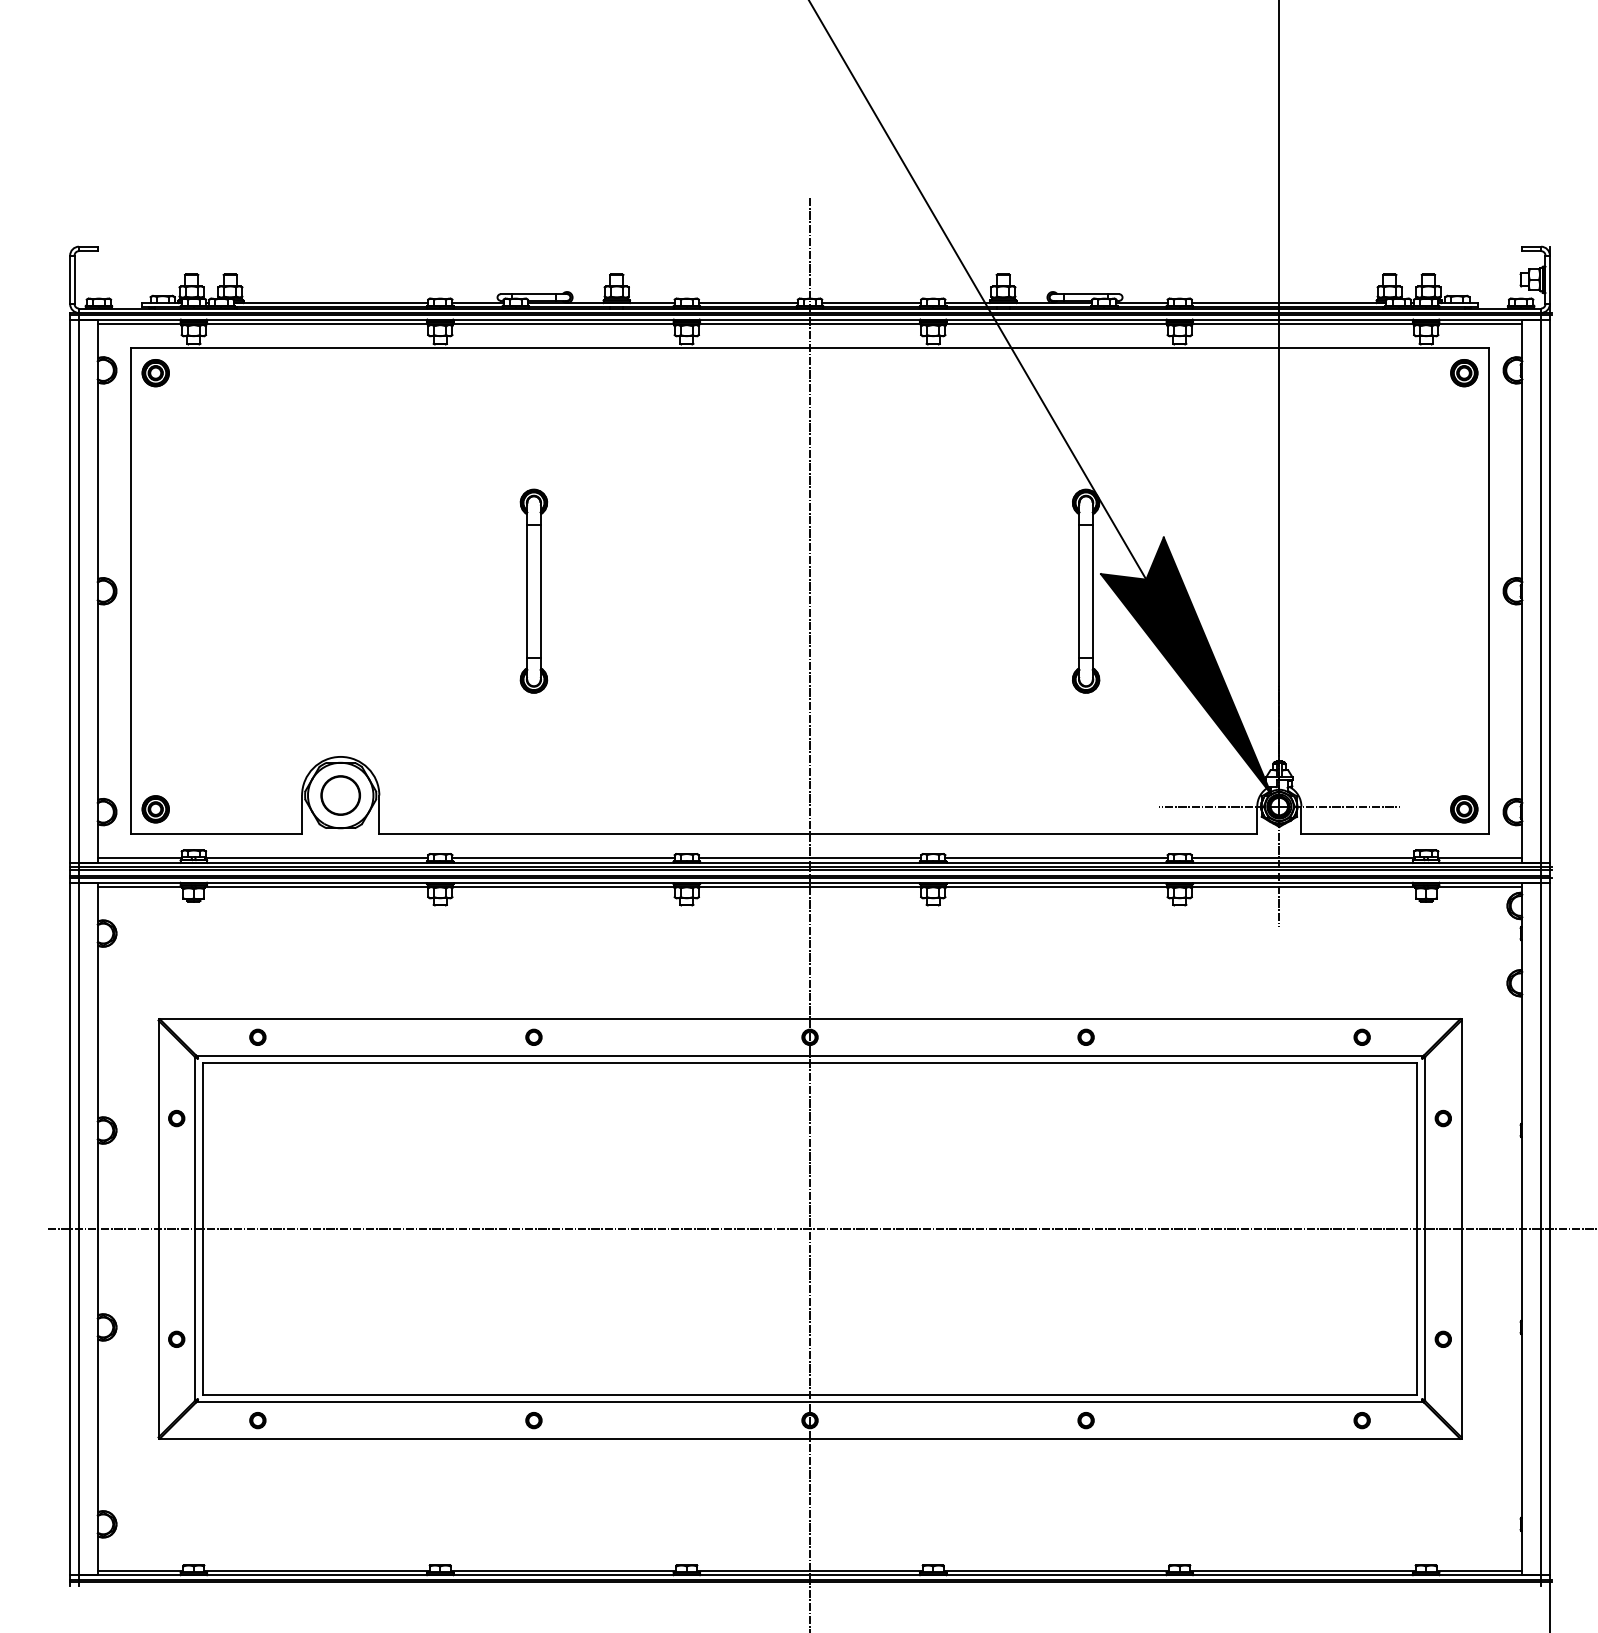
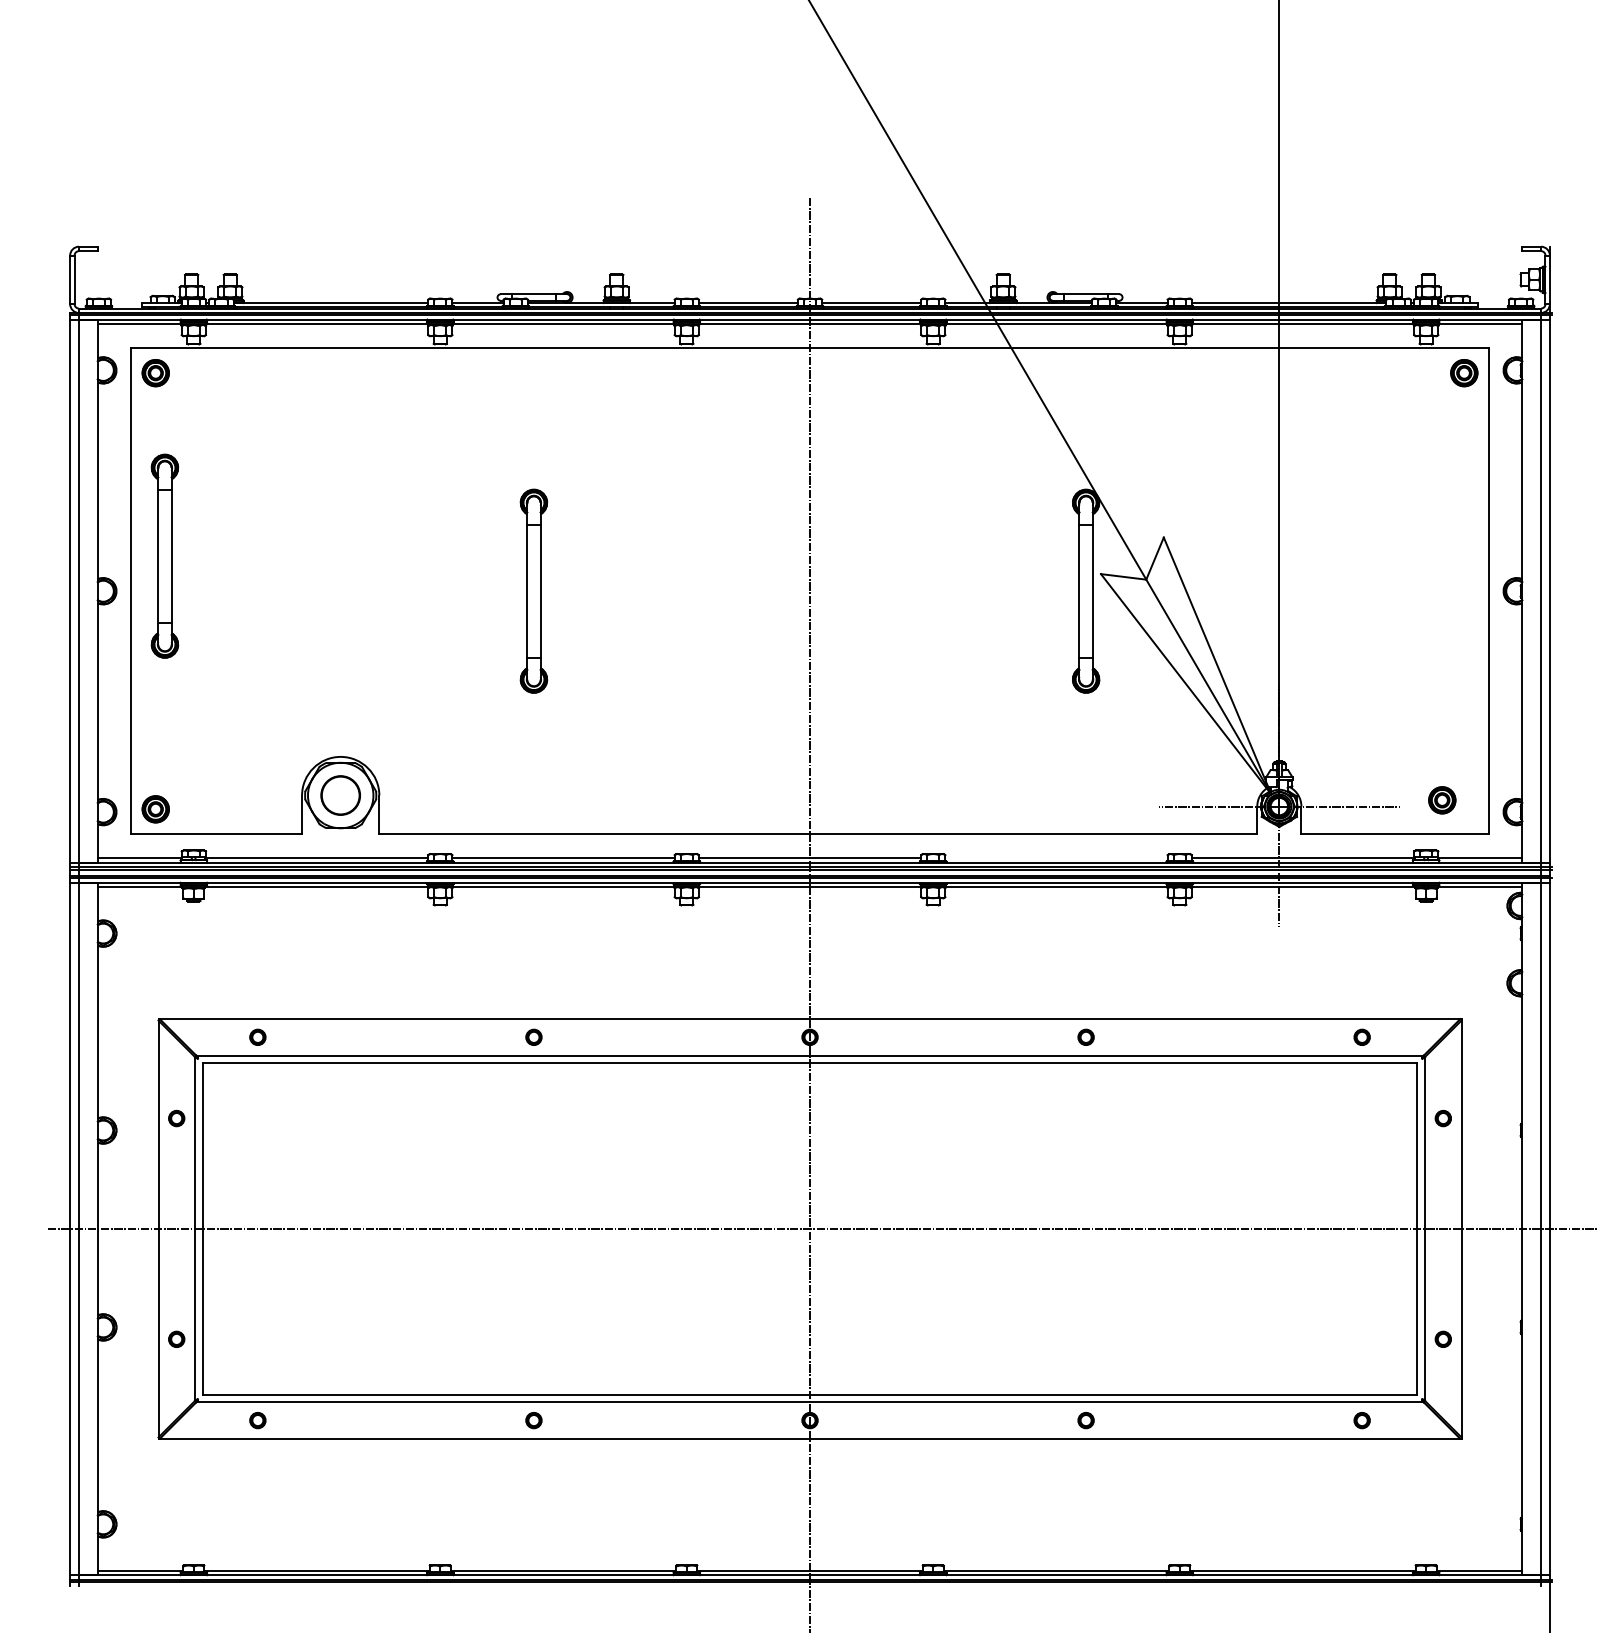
part: none -> present (164, 555)
fill: present -> none (1186, 665)
part position: (1464, 809) -> (1442, 800) (1442, 800)
line: present -> none (1056, 858)
